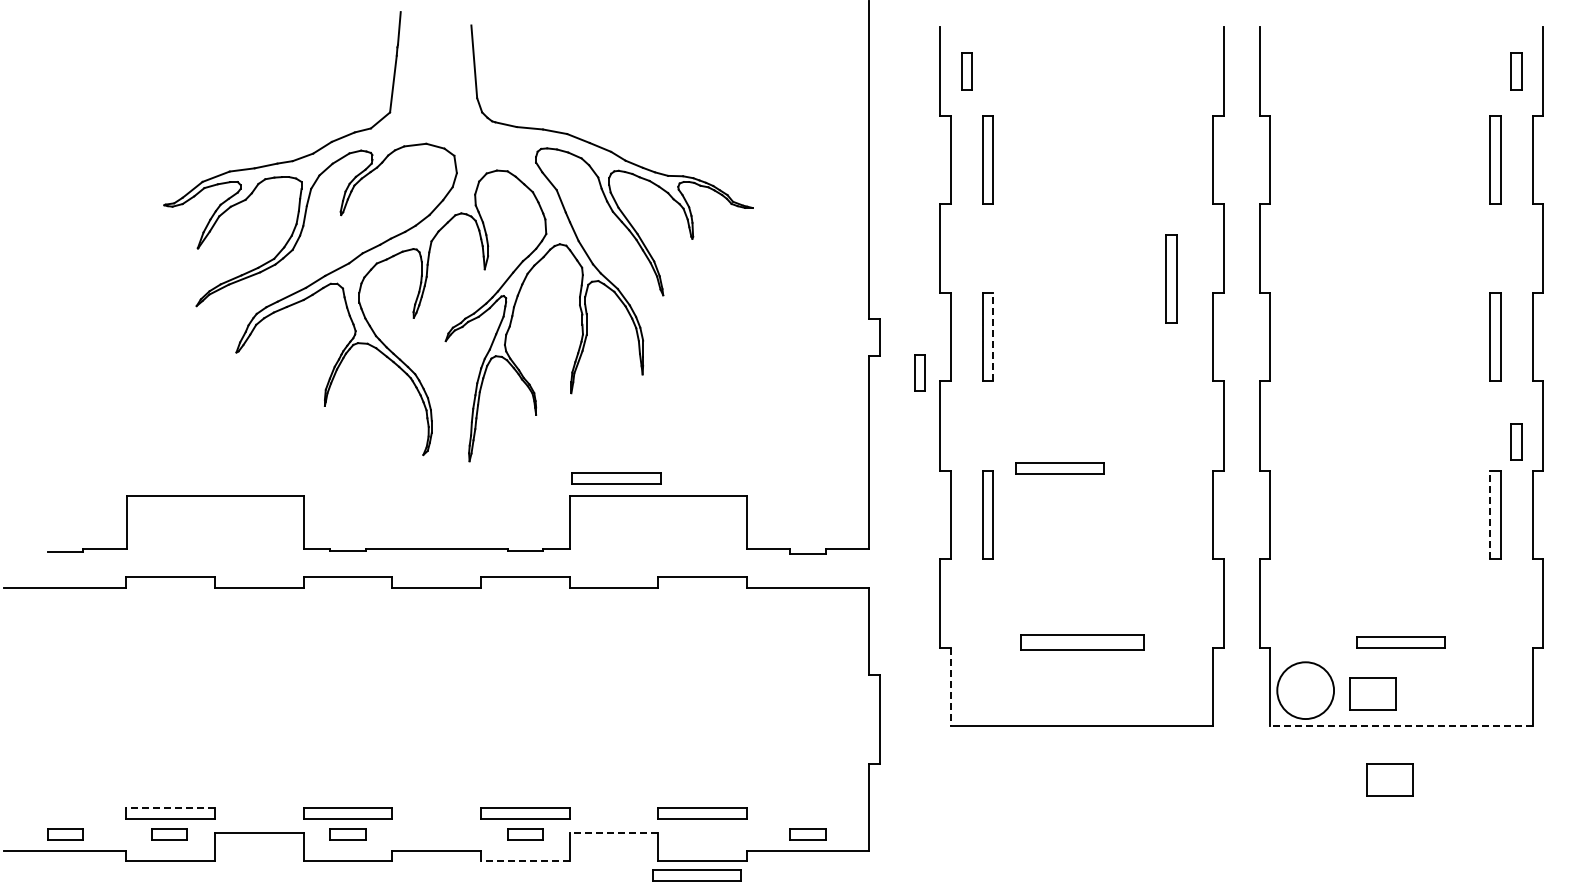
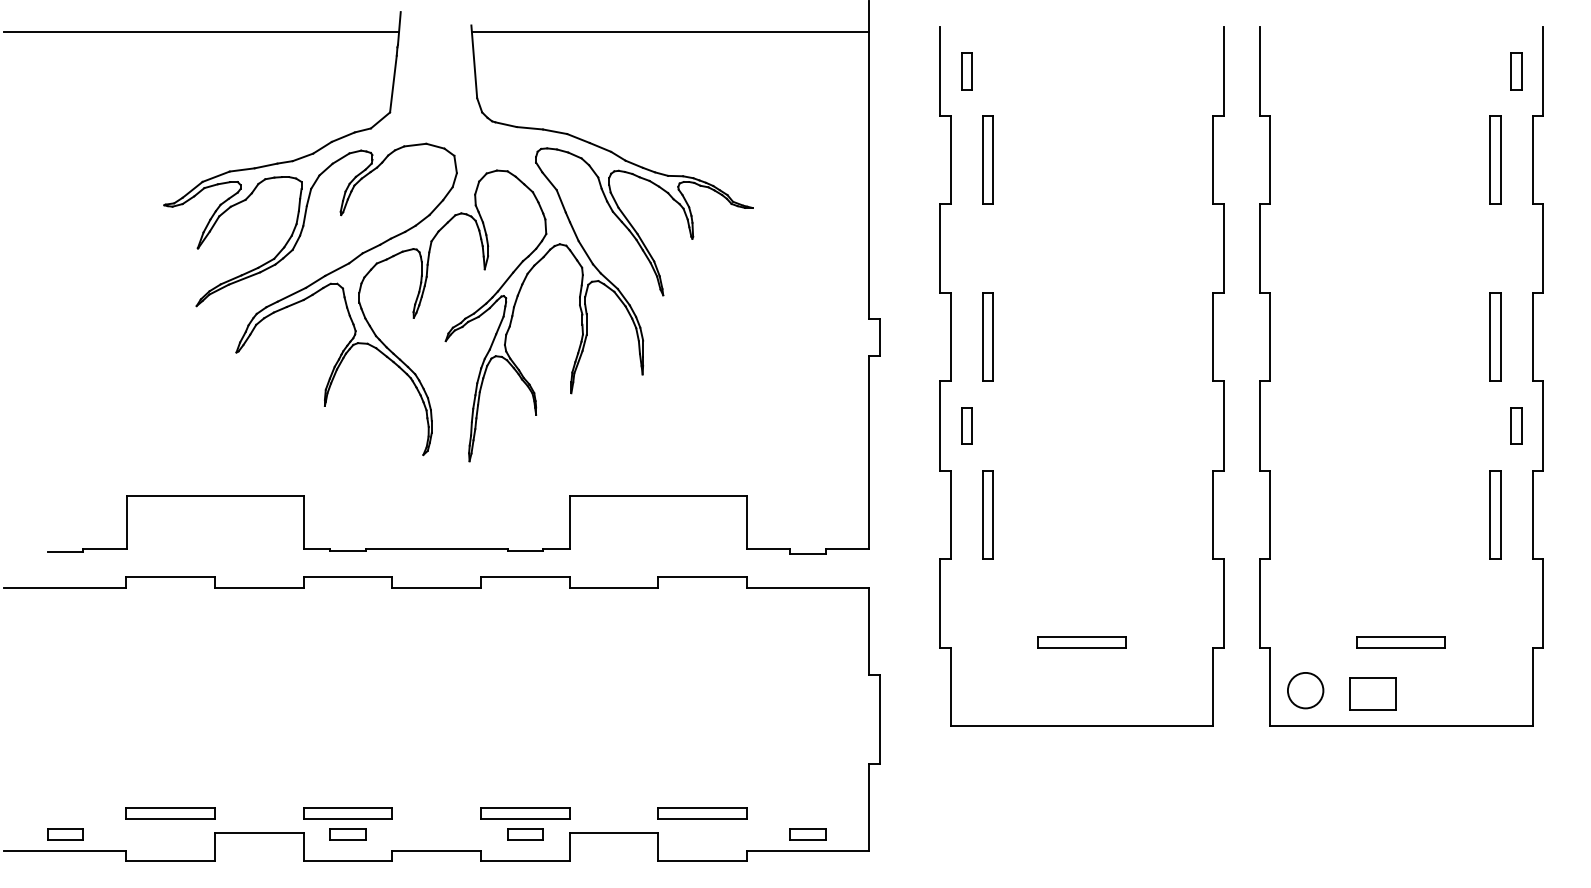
line: none -> present (201, 32)
line: none -> present (670, 32)
part: present -> none (1171, 278)
line: dashed -> solid (993, 337)
part position: (919, 372) -> (966, 425) (966, 425)
part position: (1516, 441) -> (1516, 425) (1516, 425)
part: present -> none (1059, 468)
part: present -> none (616, 478)
line: dashed -> solid (1490, 514)
part size: 125x17 px -> 90x13 px (1081, 642)
line: dashed -> solid (951, 687)
circle diameter: 57 px -> 35 px (1305, 690)
line: dashed -> solid (1400, 726)
part: present -> none (1389, 779)
line: dashed -> solid (170, 808)
line: dashed -> solid (613, 832)
part: present -> none (169, 834)
line: dashed -> solid (524, 861)
part: present -> none (696, 875)
